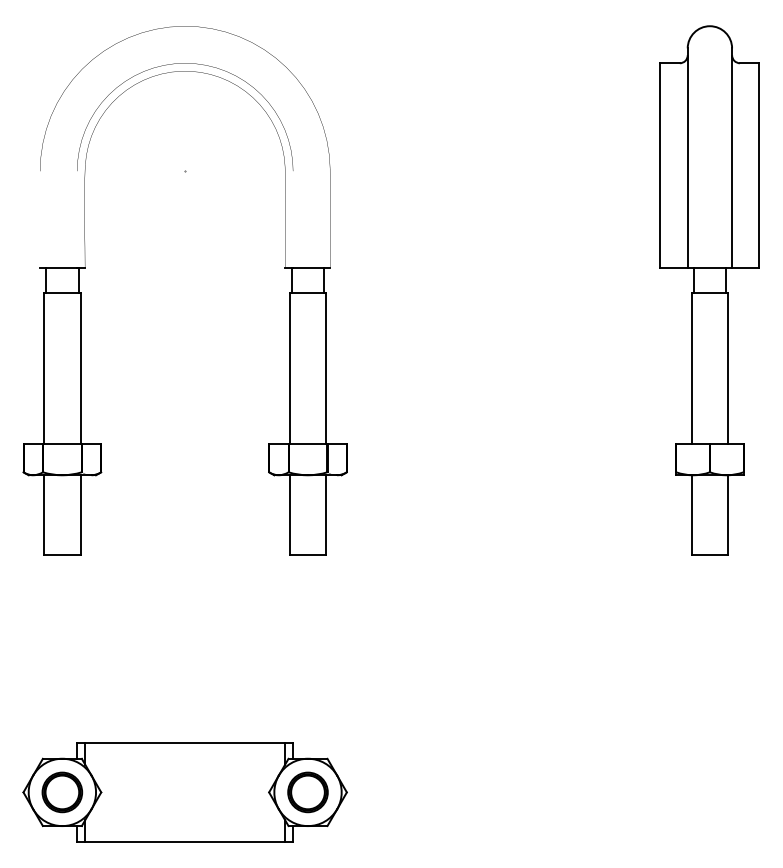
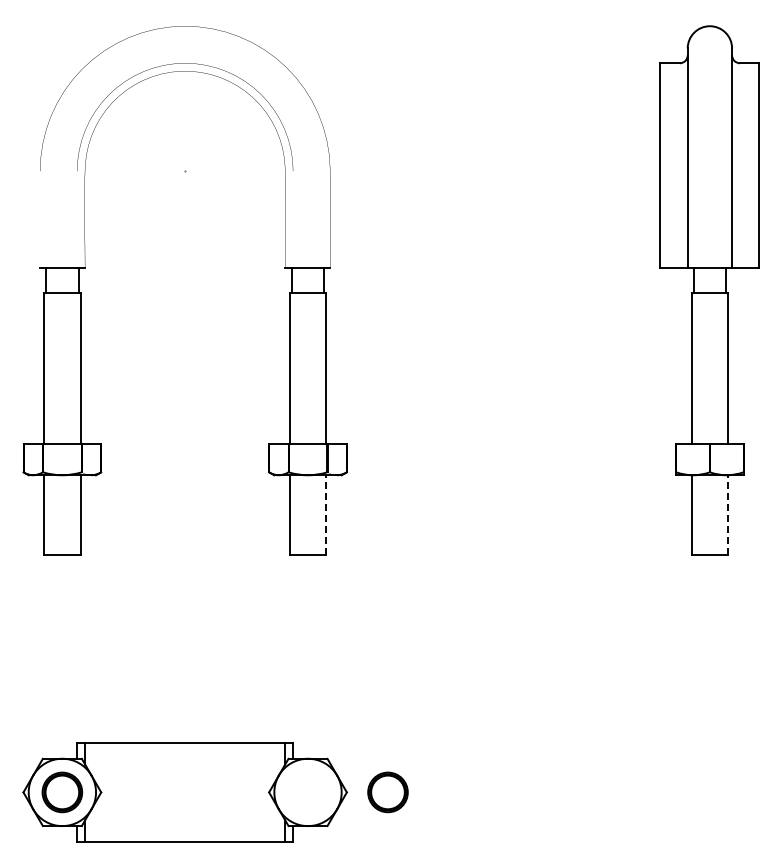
line: solid -> dashed (326, 514)
line: solid -> dashed (728, 514)
part position: (307, 792) -> (387, 792) (387, 792)
